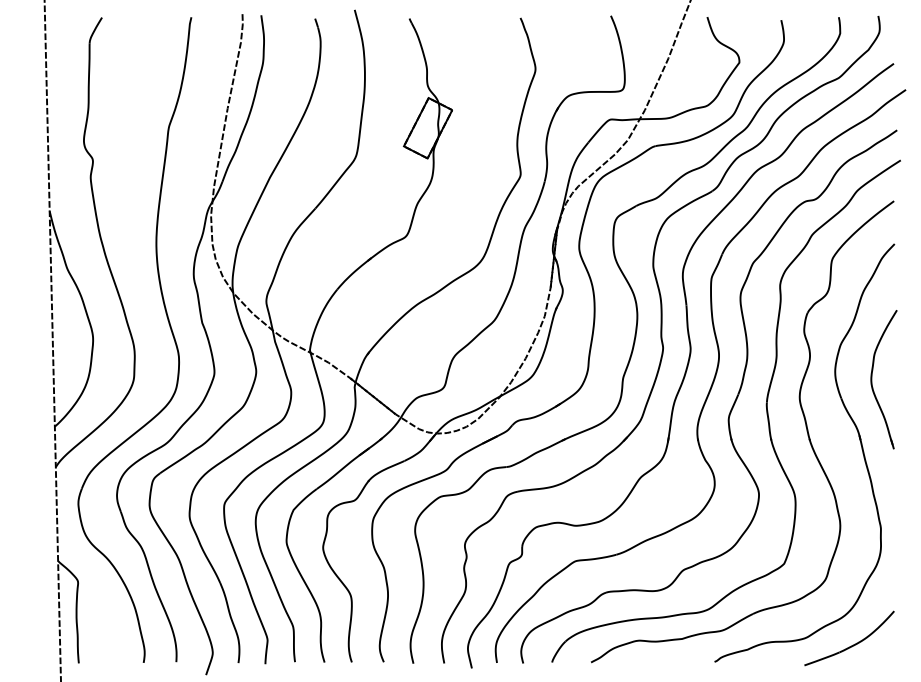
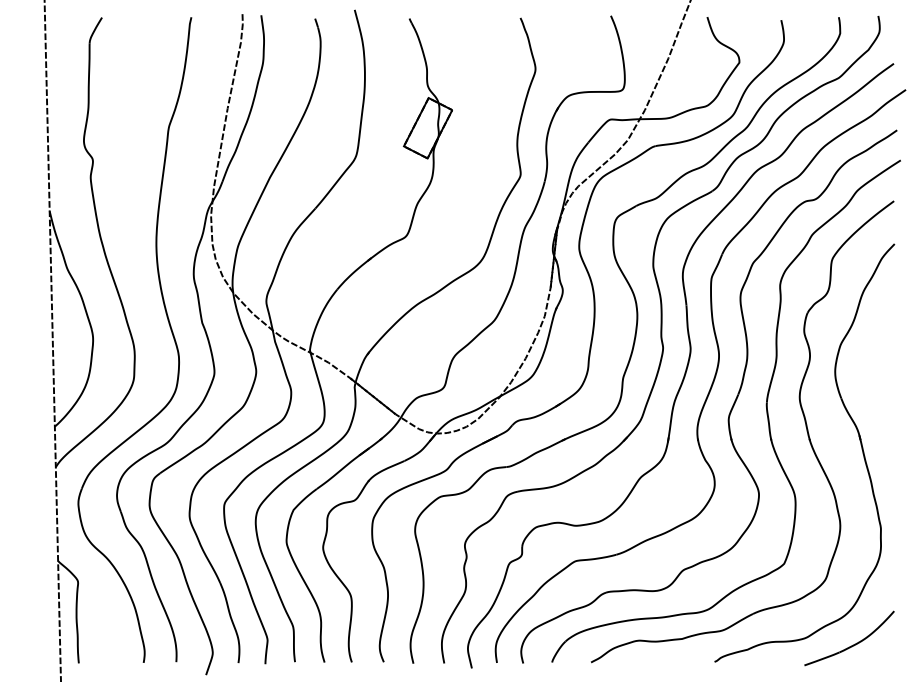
part: present -> none (872, 379)
